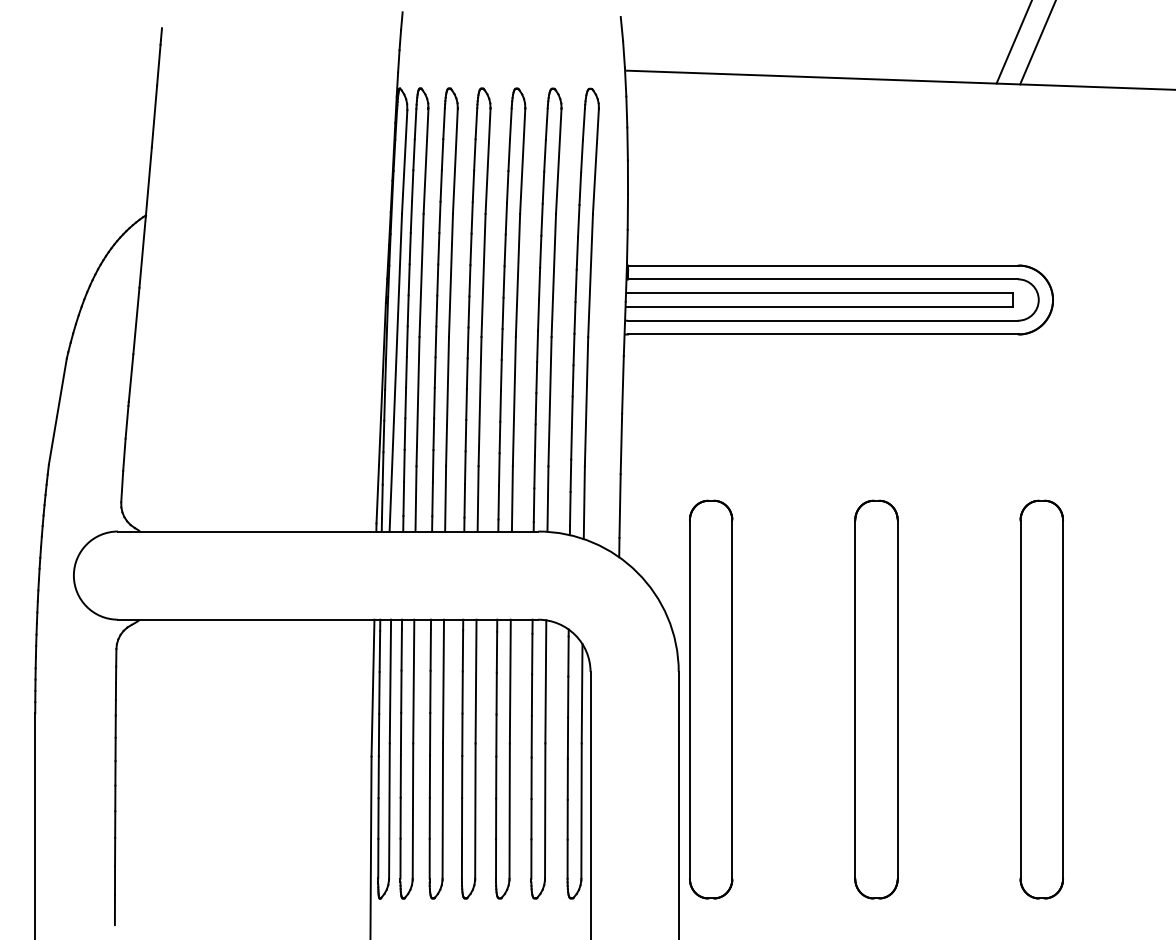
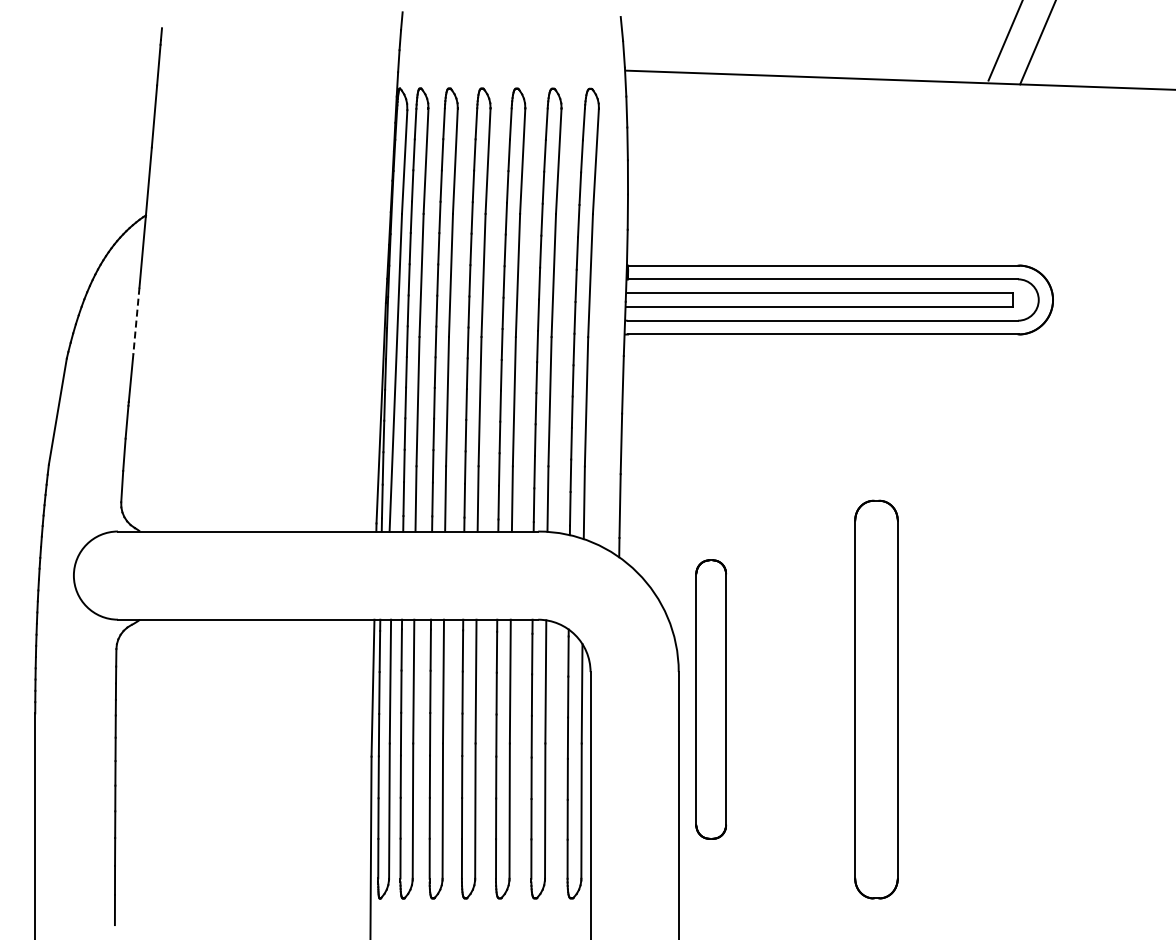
line position: (1013, 42) -> (1004, 41) (1004, 41)
line: solid -> dashed (136, 321)
part size: 45x401 px -> 33x281 px (711, 699)
part: present -> none (1041, 699)
